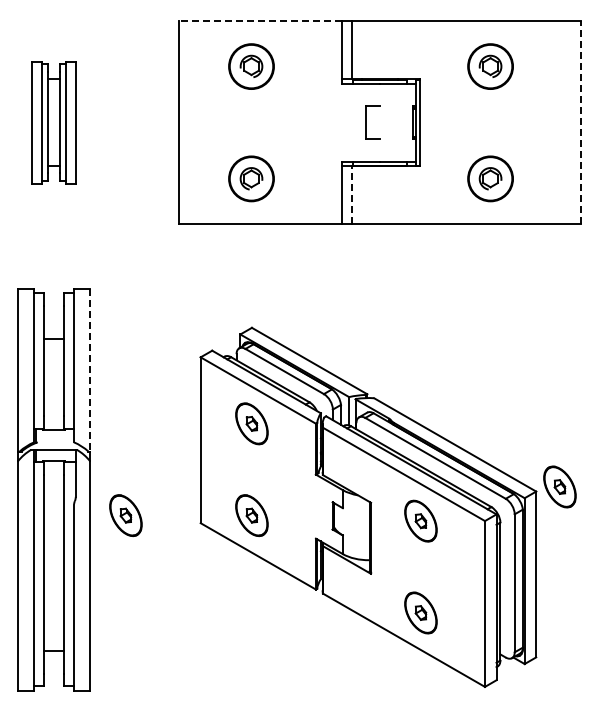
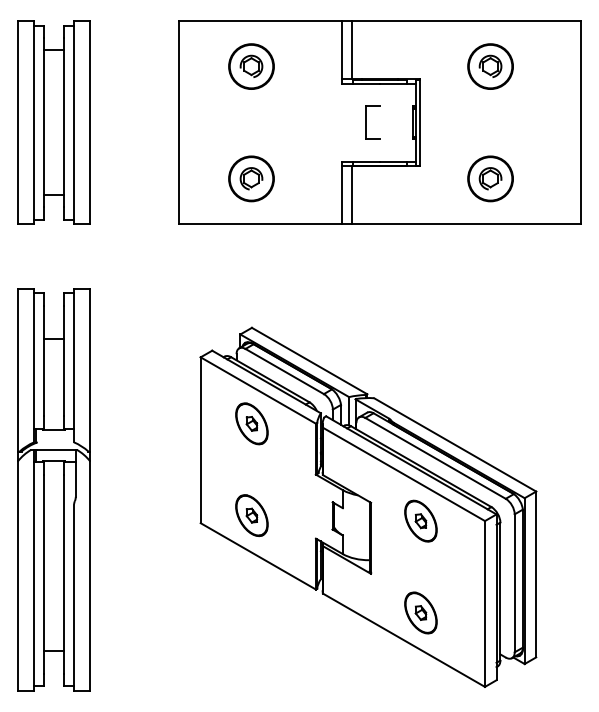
line: dashed -> solid (260, 21)
part size: 46x124 px -> 74x205 px (53, 122)
line: dashed -> solid (581, 122)
line: dashed -> solid (351, 195)
line: dashed -> solid (90, 370)
part: present -> none (559, 486)
part: present -> none (125, 515)
